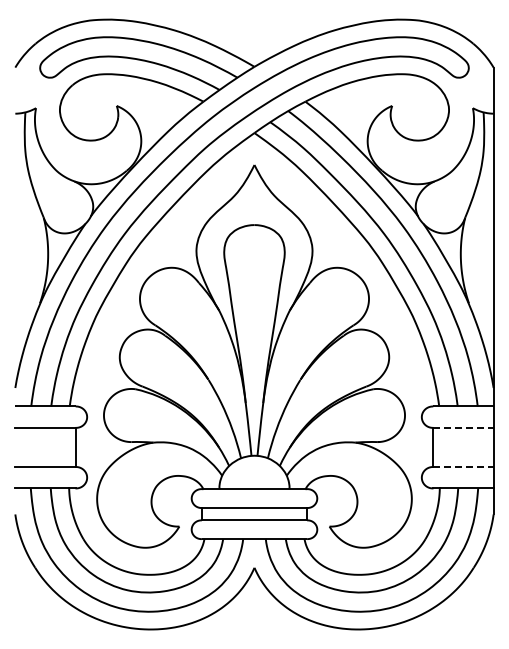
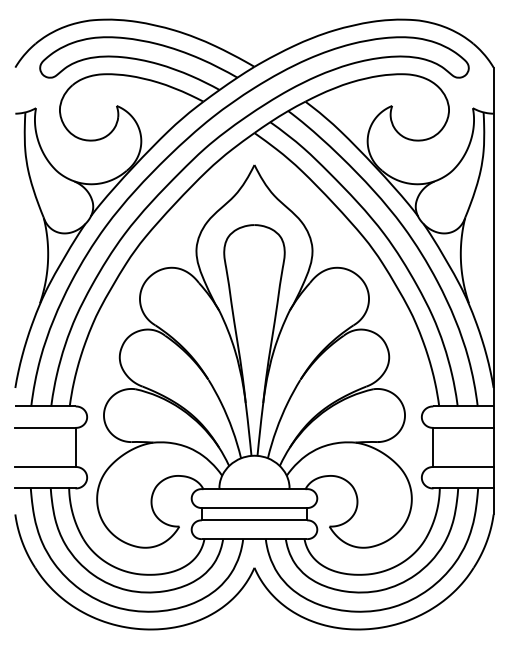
line: dashed -> solid (464, 427)
line: dashed -> solid (464, 467)
